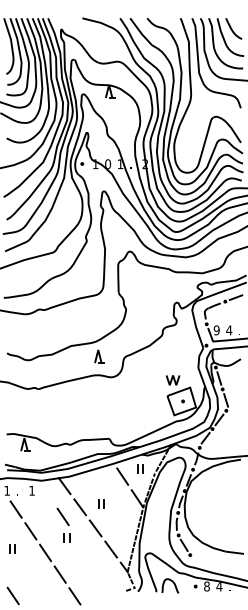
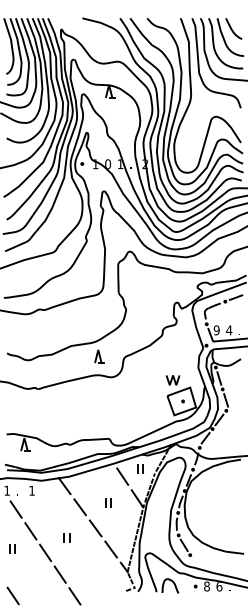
part position: (101, 503) -> (108, 502) (108, 502)
line: present -> none (62, 516)
text: 4 -> 6 (219, 586)
